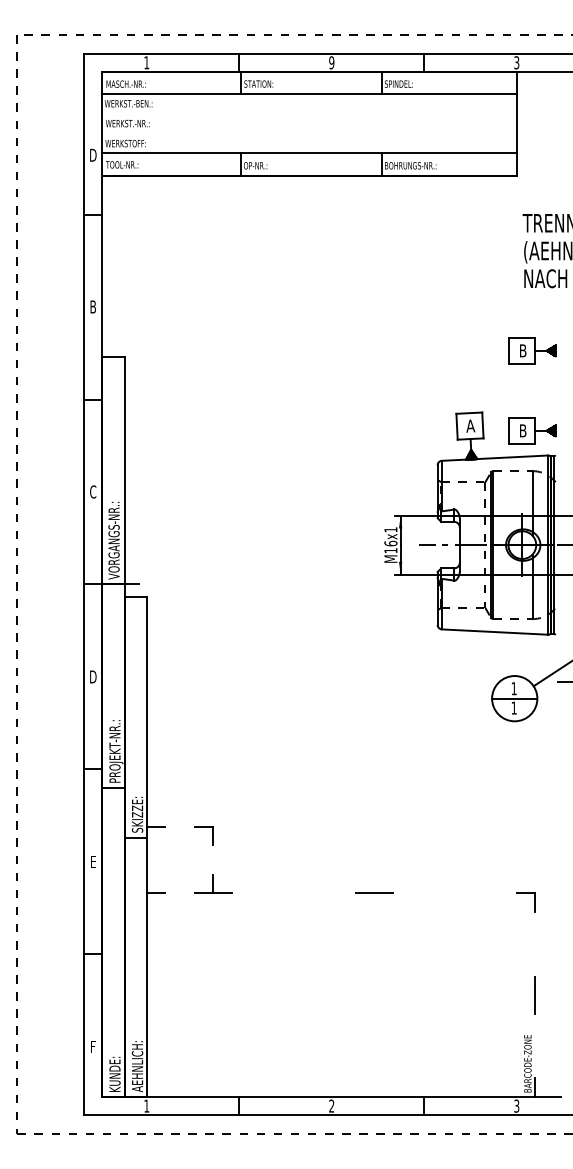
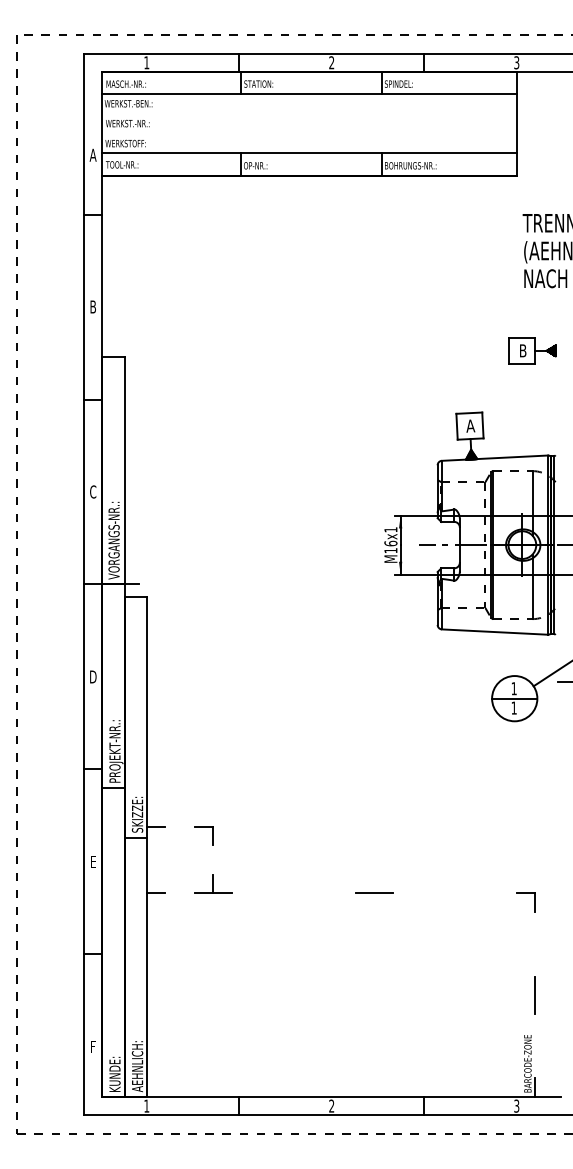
text: 9 -> 2 (331, 62)
text: D -> A (92, 154)
part: present -> none (532, 430)
